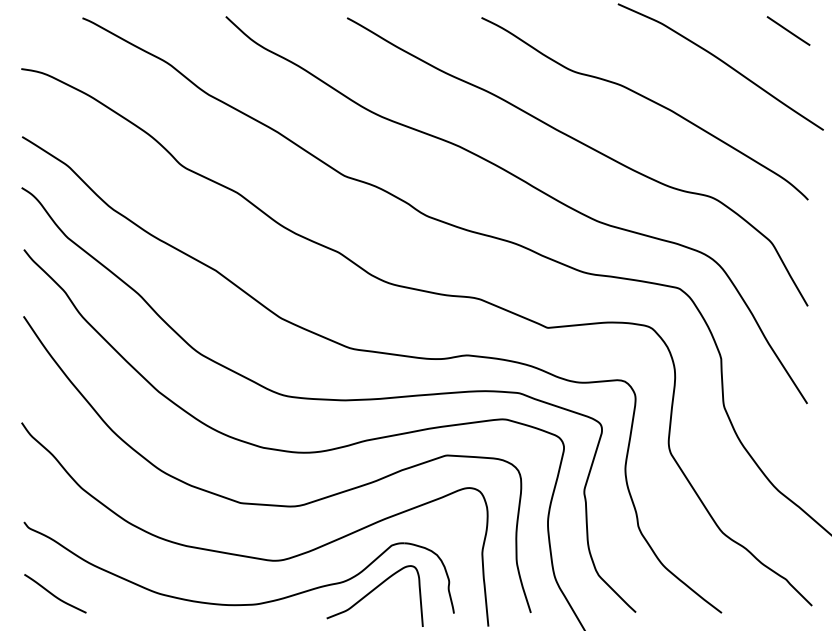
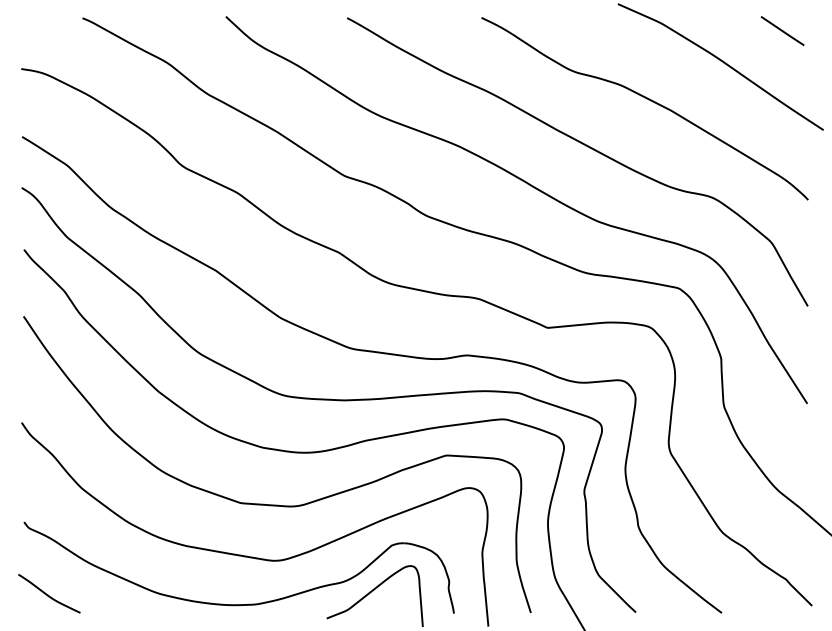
line position: (788, 30) -> (782, 30) (782, 30)
curve position: (54, 594) -> (48, 594) (48, 594)
